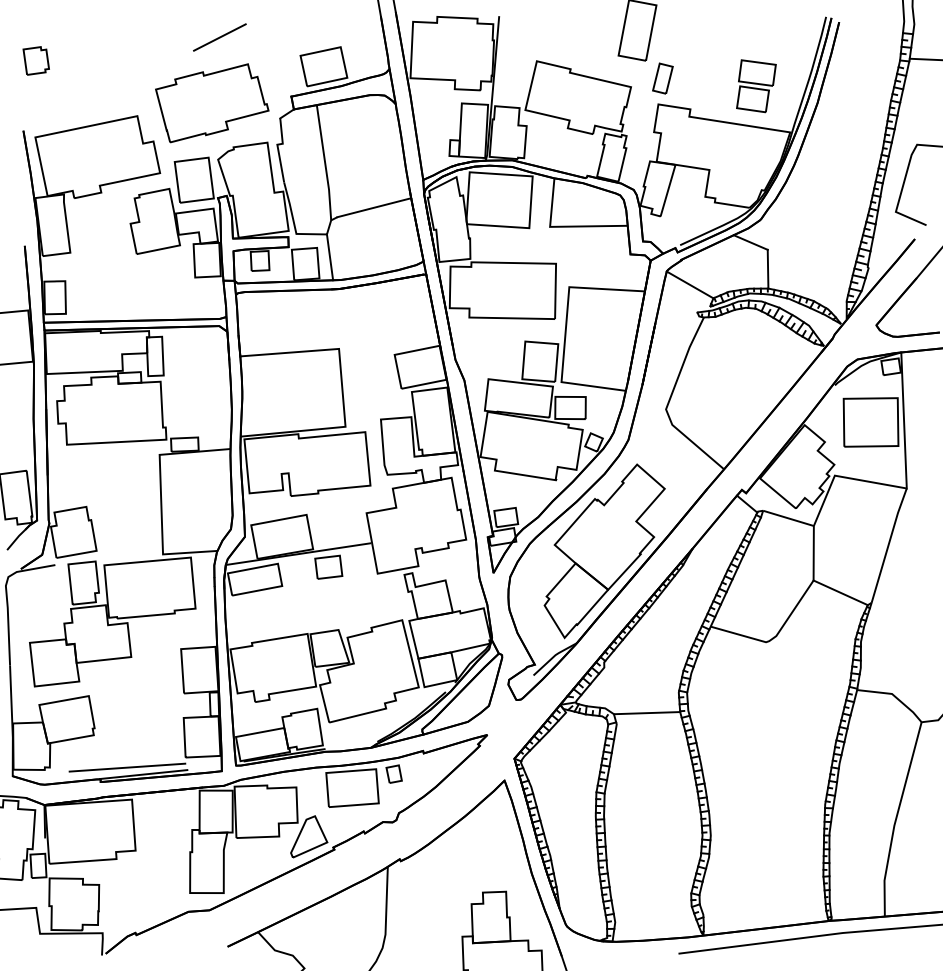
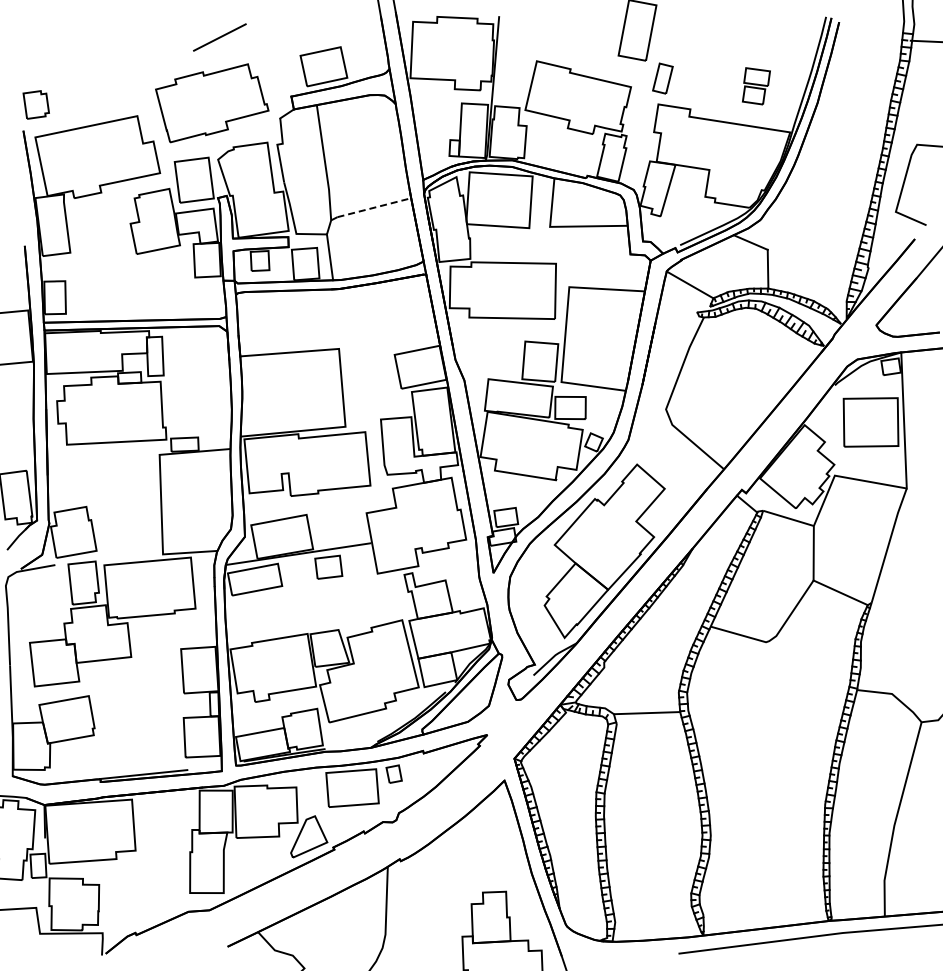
line position: (924, 59) -> (924, 41) (924, 41)
part position: (35, 60) -> (35, 104) (35, 104)
part size: 41x55 px -> 29x39 px (756, 86)
line: solid -> dashed (374, 207)
line: present -> none (127, 767)
